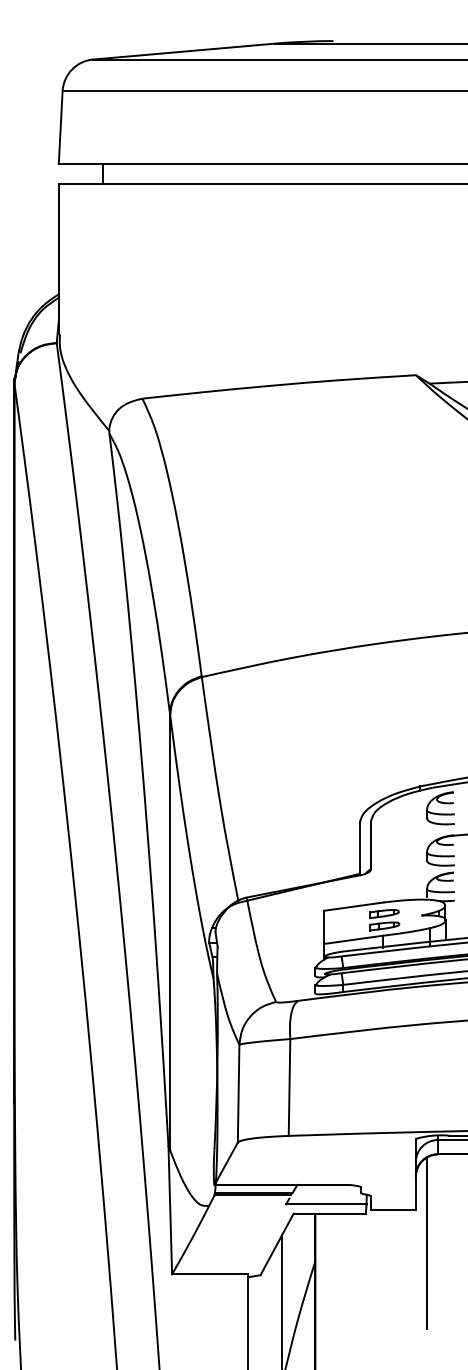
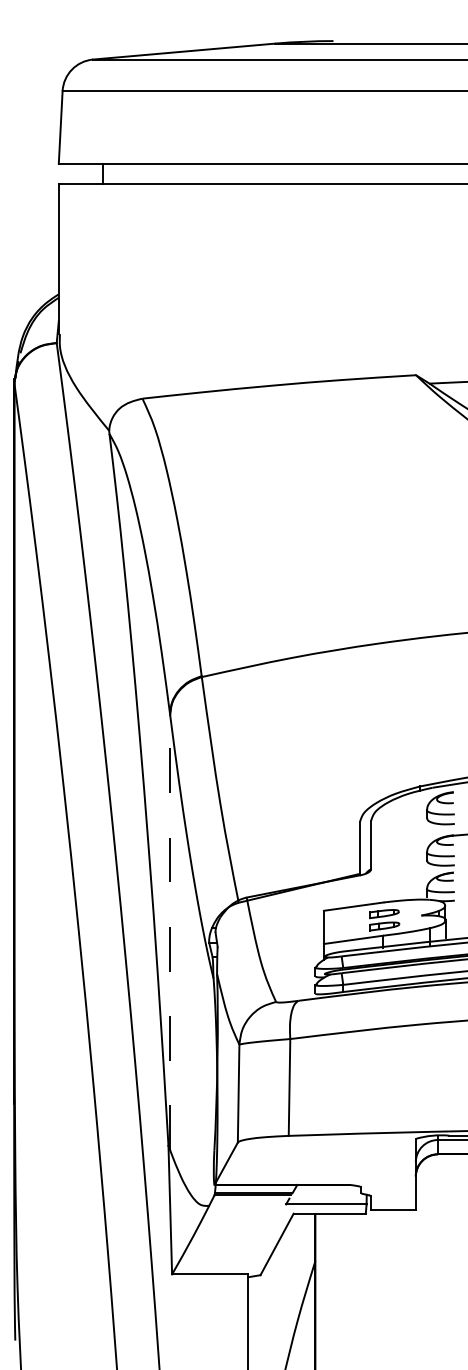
line: solid -> dashed (170, 932)
line: present -> none (426, 1242)
line: present -> none (281, 1300)
